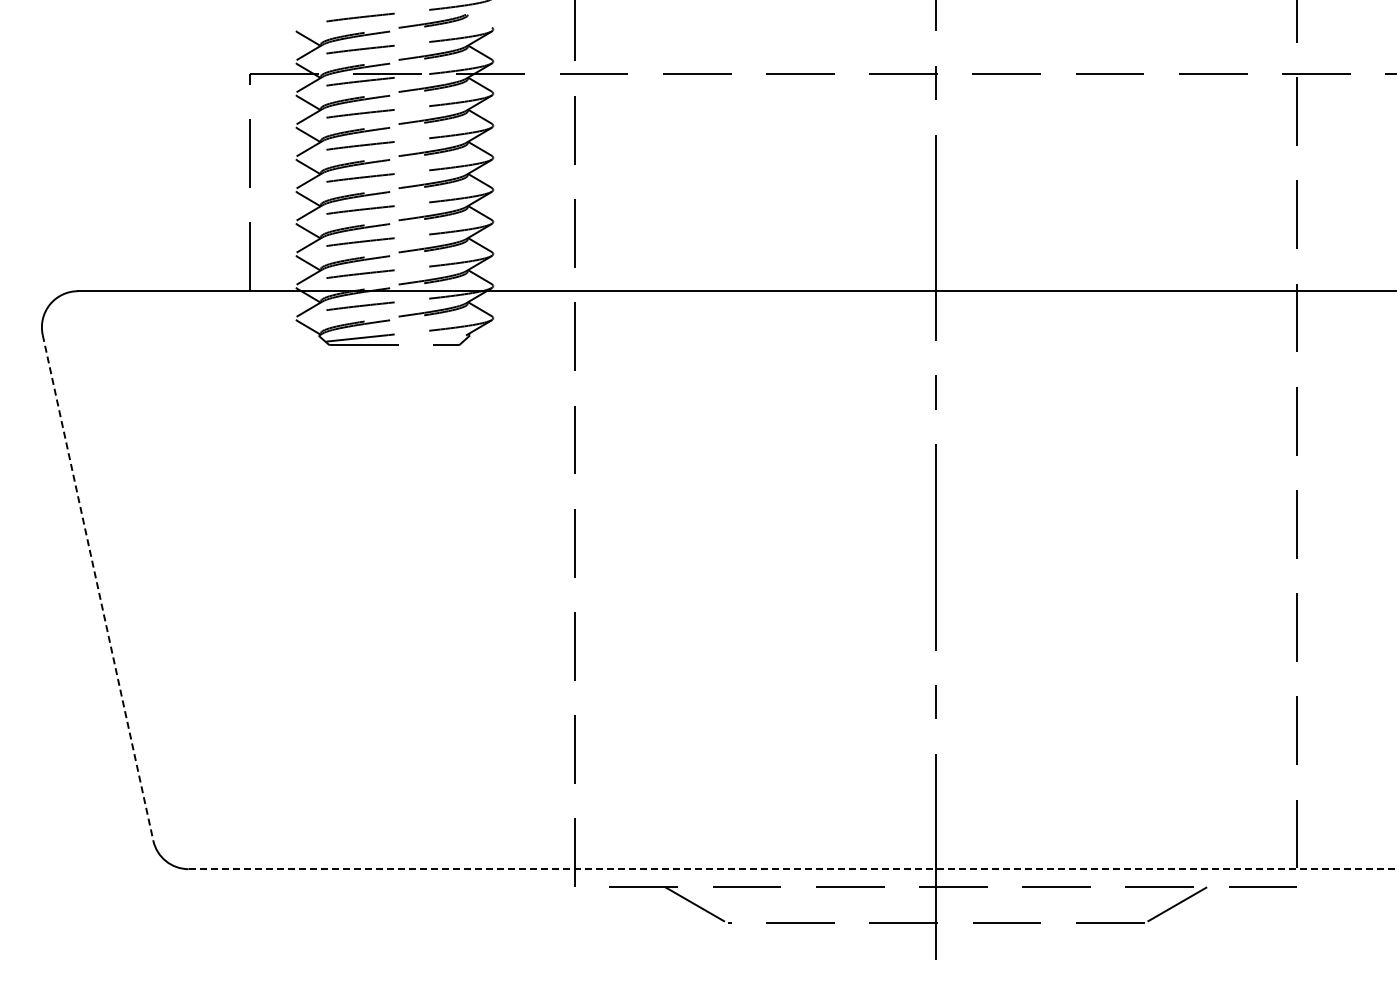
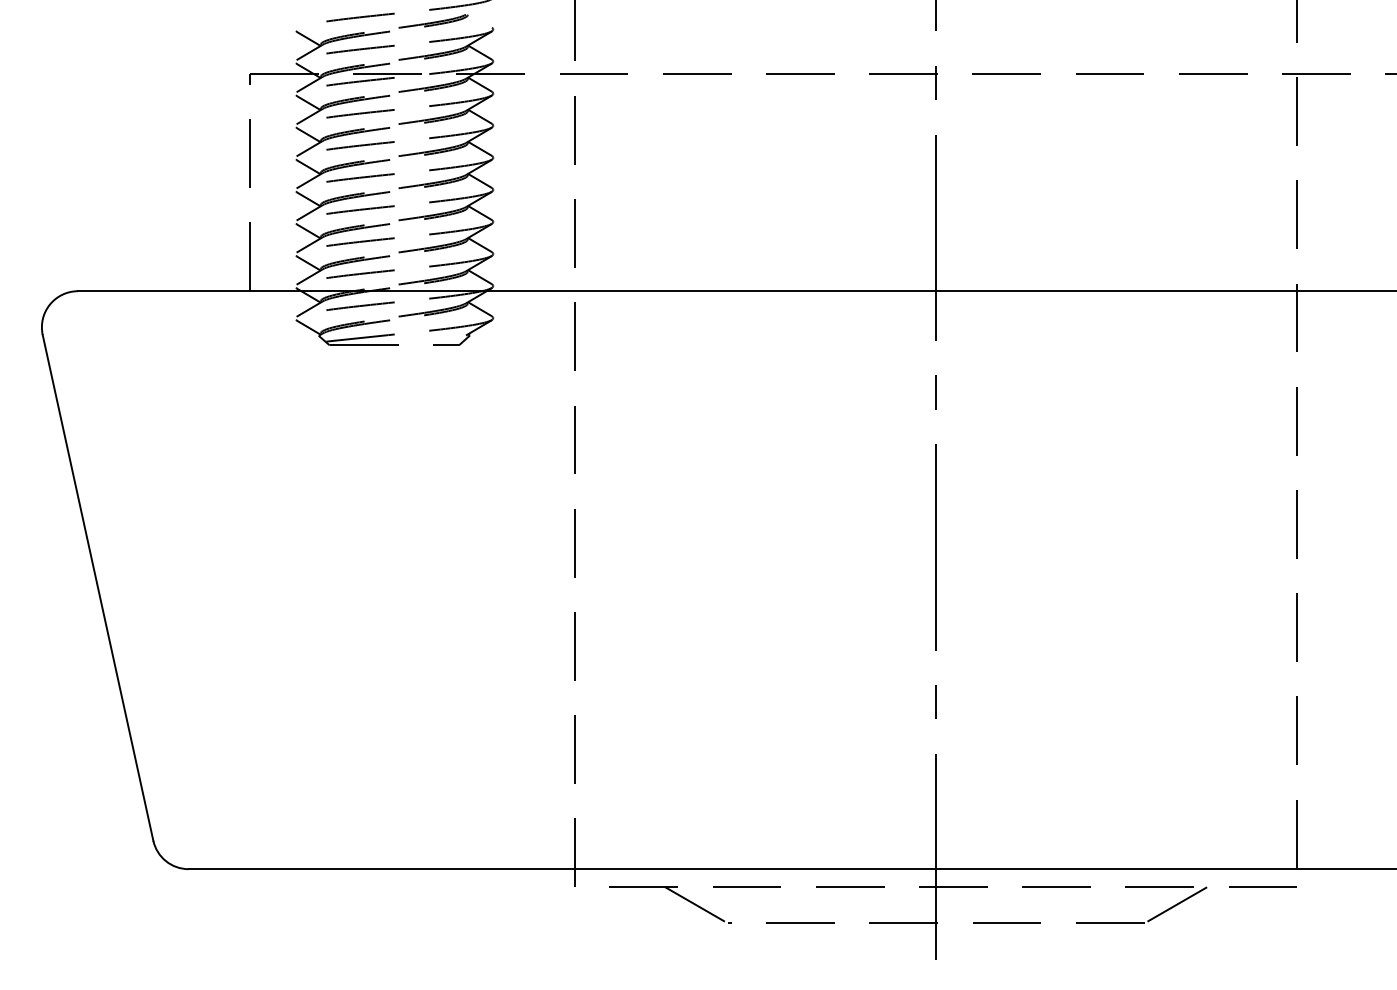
line: dashed -> solid (98, 587)
line: dashed -> solid (793, 869)
